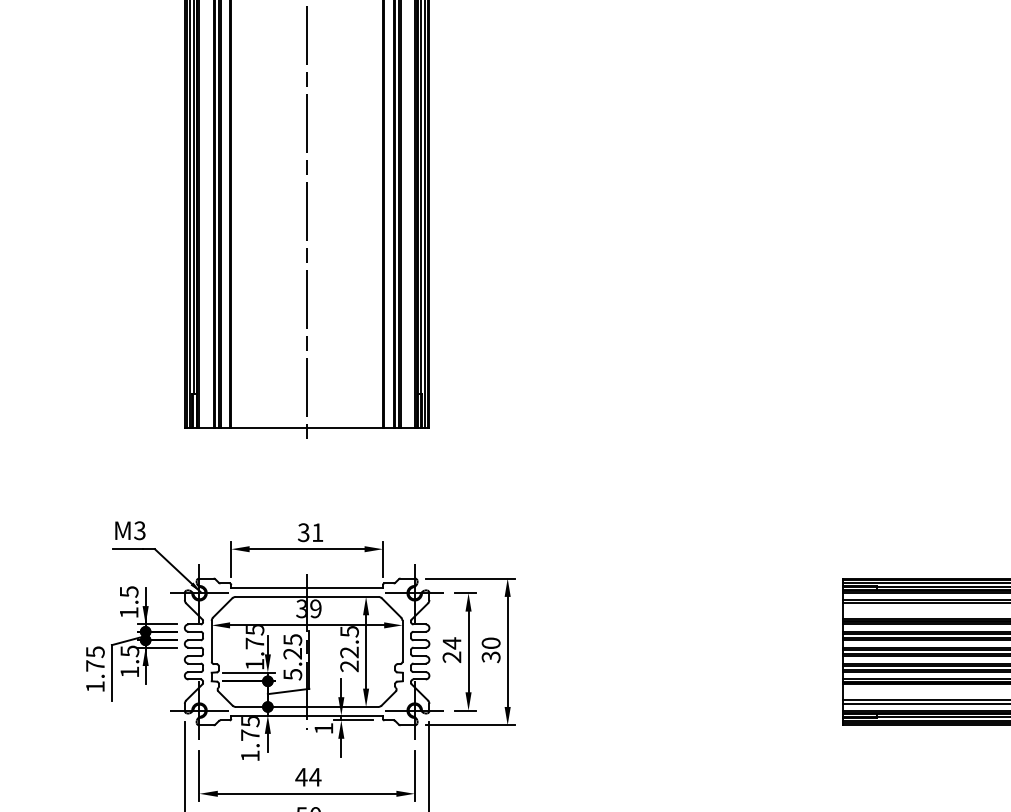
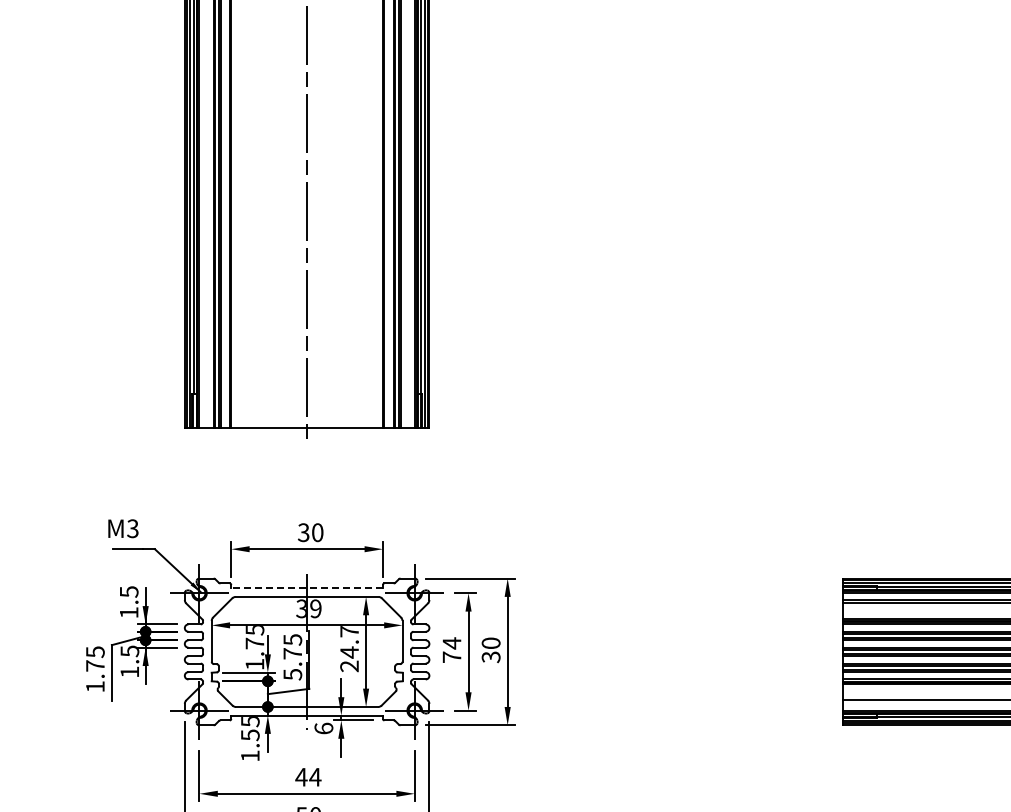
text position: (130, 530) -> (123, 528) (123, 528)
text: 31 -> 30 (317, 532)
line: solid -> dashed (307, 588)
text: 22.5 -> 24.7 (349, 642)
text: 5.25 -> 5.75 (292, 653)
text: 24 -> 74 (451, 657)
line: present -> none (925, 703)
text: 1 -> 6 (323, 728)
text: 1.75 -> 1.55 (250, 735)
